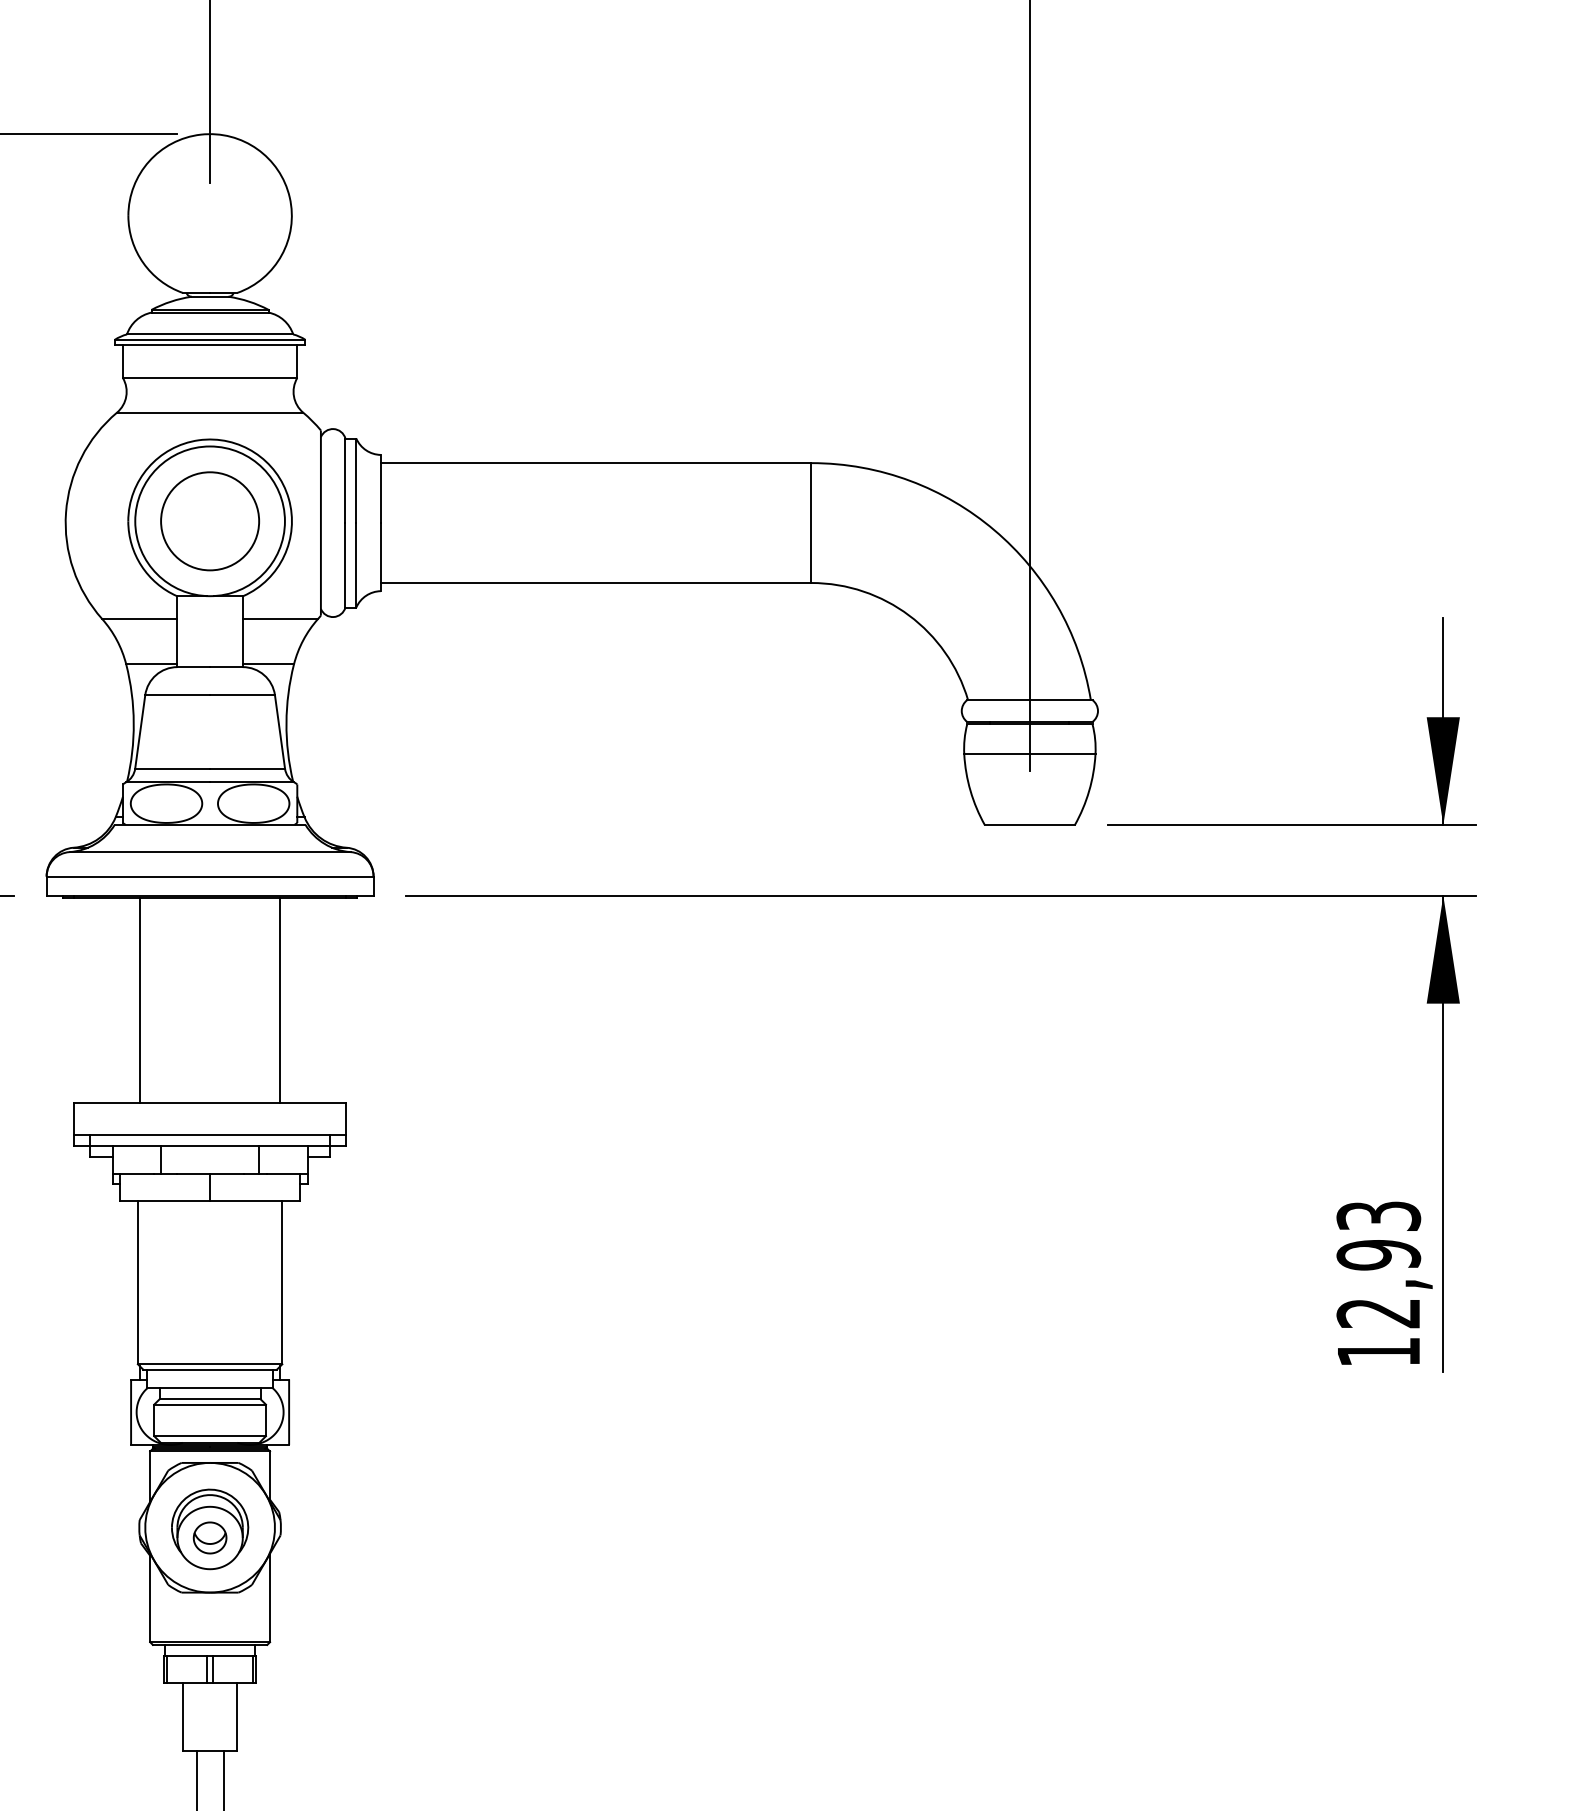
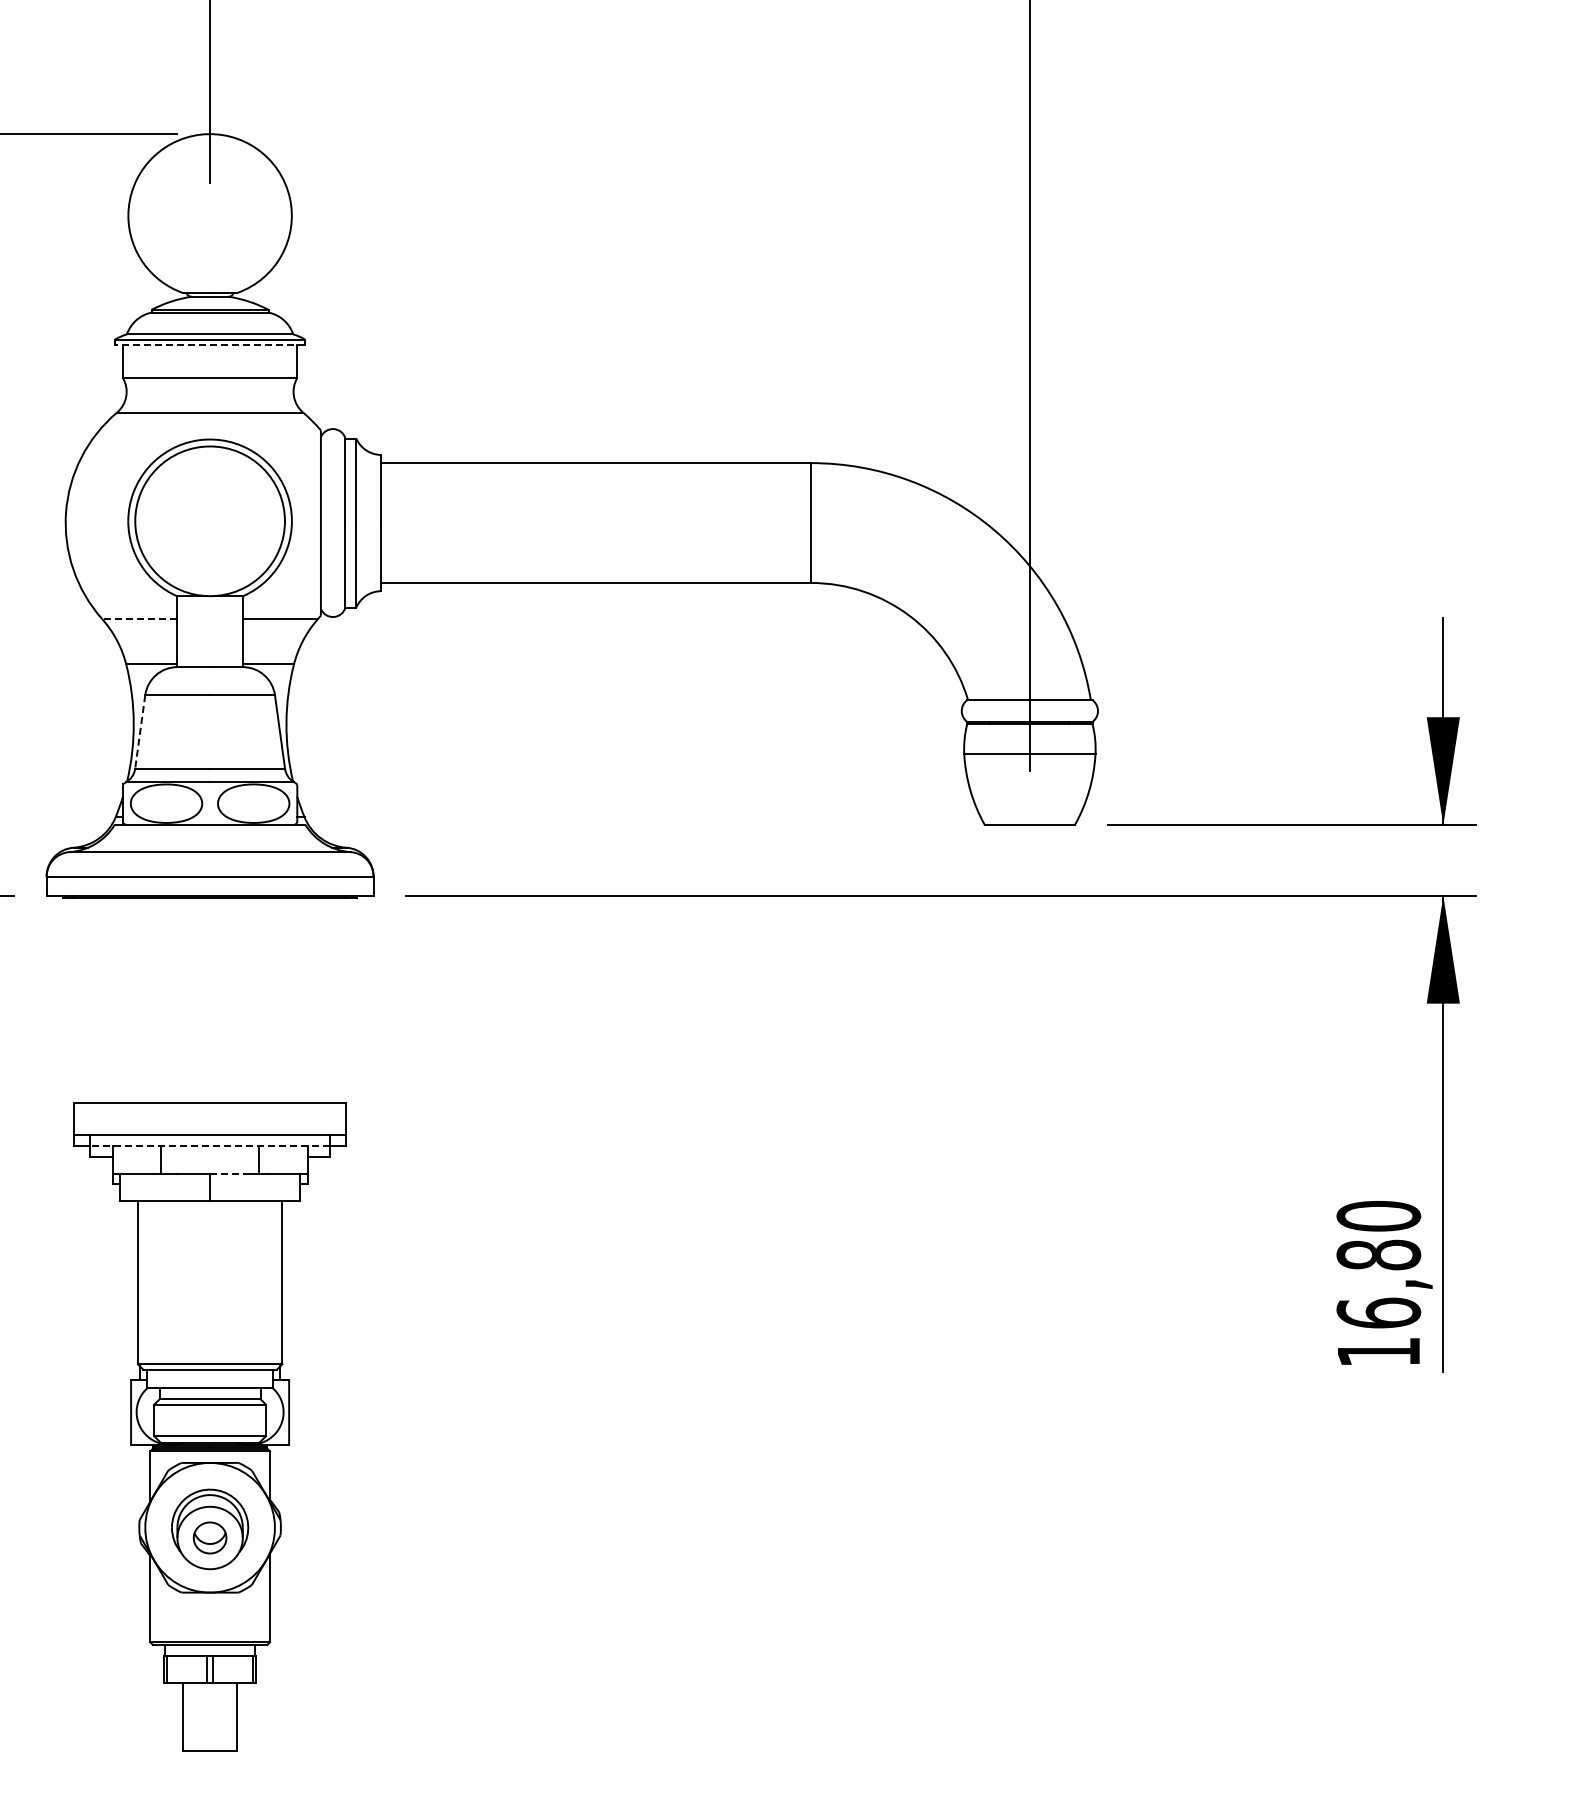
line: solid -> dashed (209, 345)
circle: present -> none (209, 521)
line: solid -> dashed (139, 618)
line: solid -> dashed (140, 732)
line: present -> none (139, 1000)
line: present -> none (280, 1000)
line: solid -> dashed (210, 1146)
line: solid -> dashed (226, 1173)
text: 12,93 -> 16,80 (1378, 1264)
line: present -> none (196, 1779)
line: present -> none (223, 1779)
